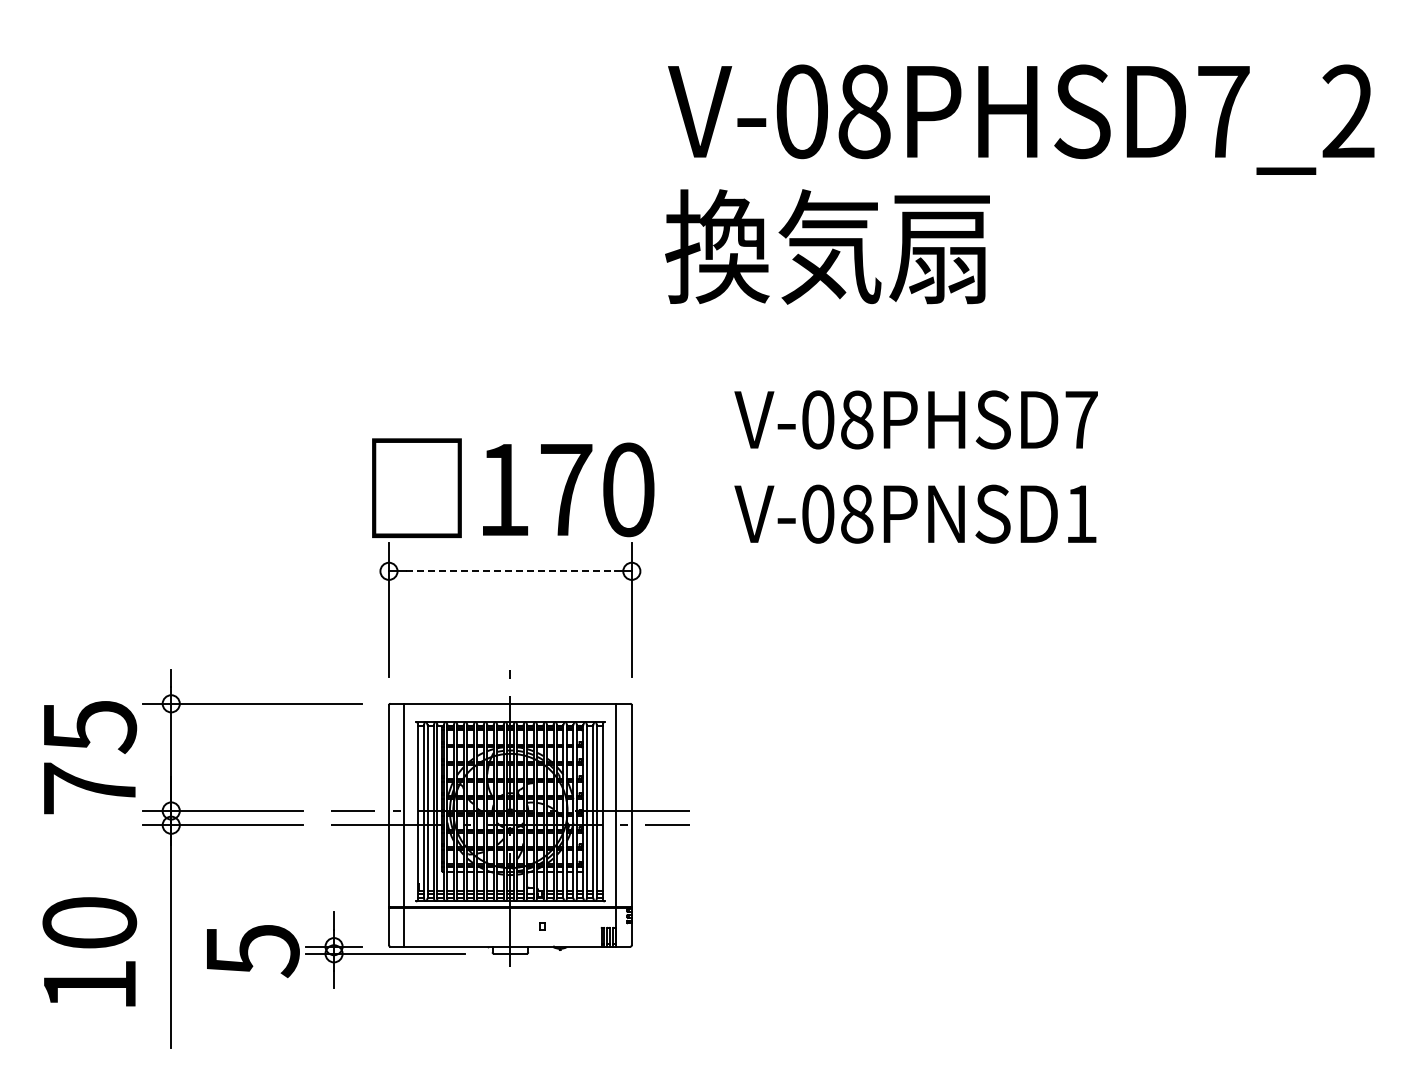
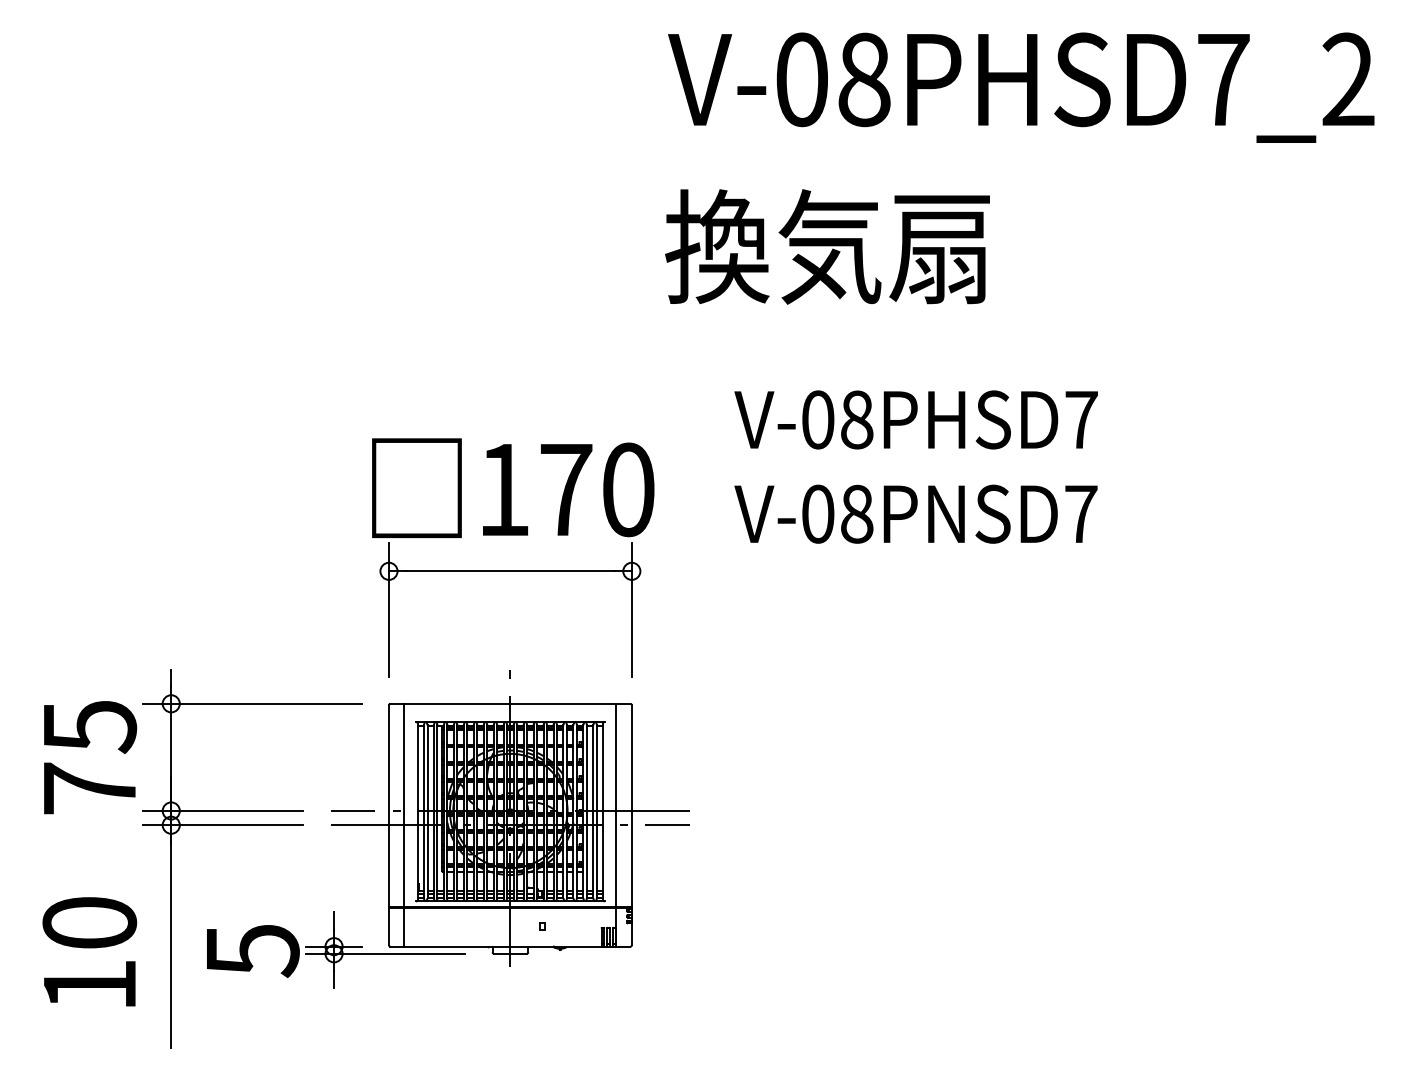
text position: (1021, 119) -> (1021, 87) (1021, 87)
text: V-08PNSD1 -> V-08PNSD7 (1081, 513)
line: dashed -> solid (510, 571)
